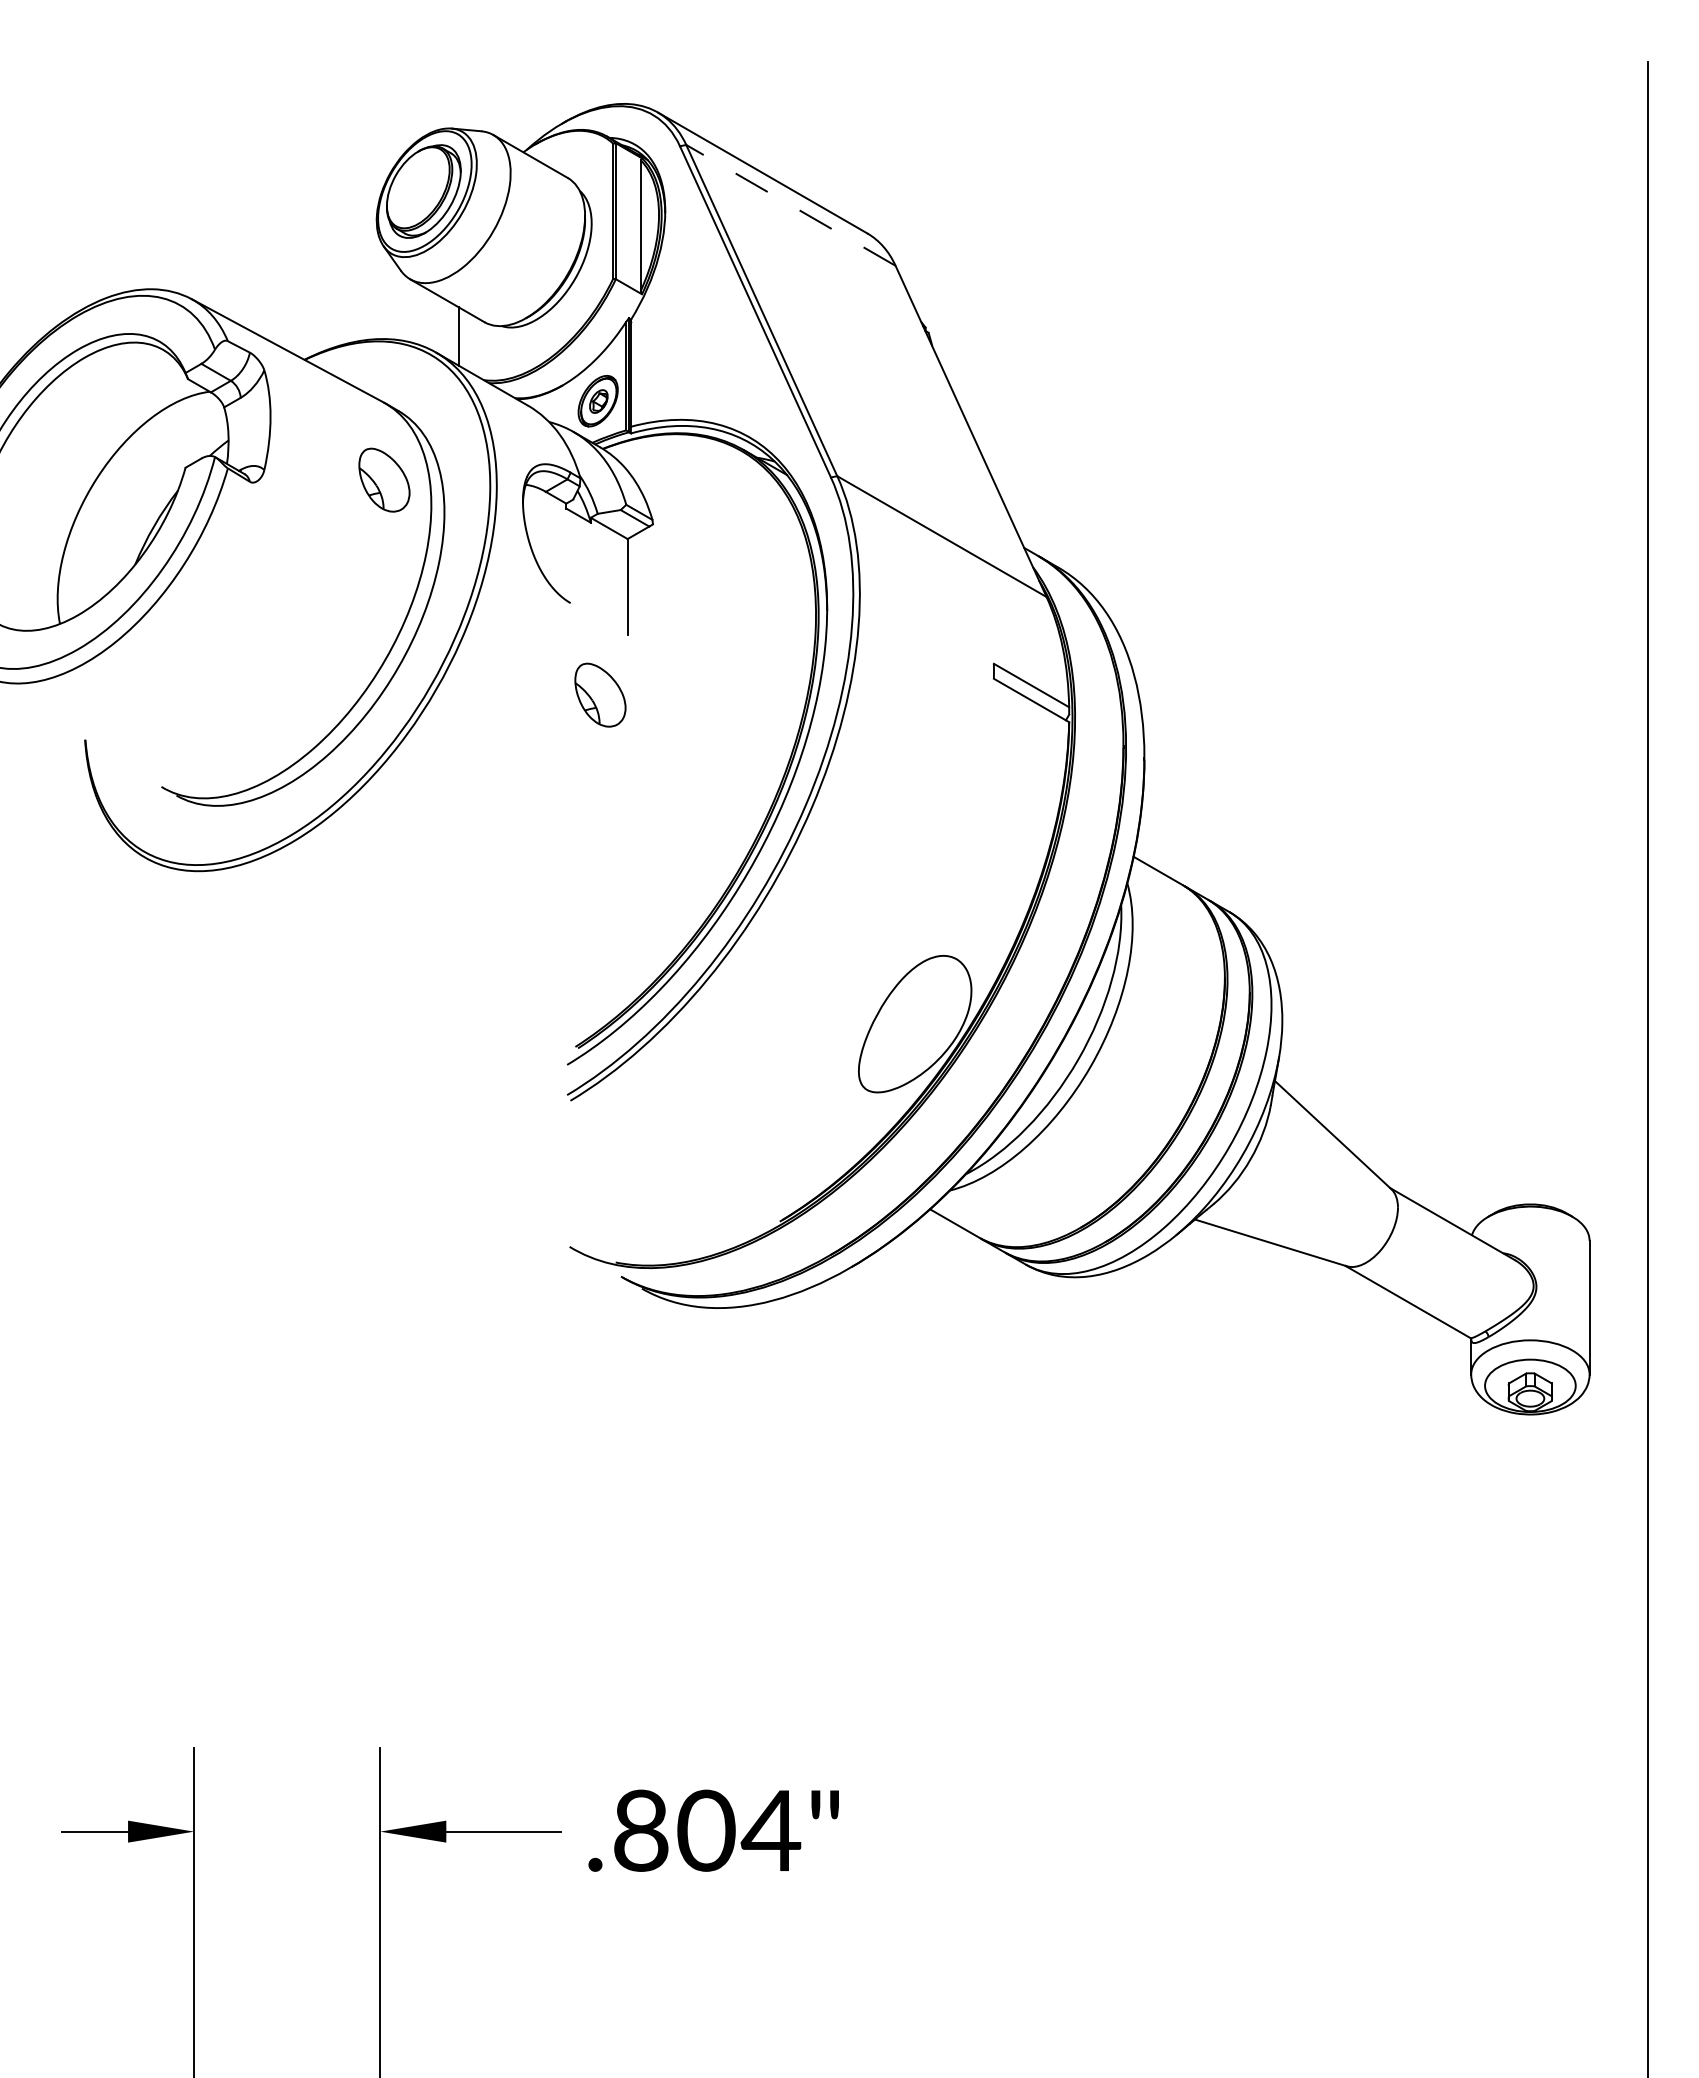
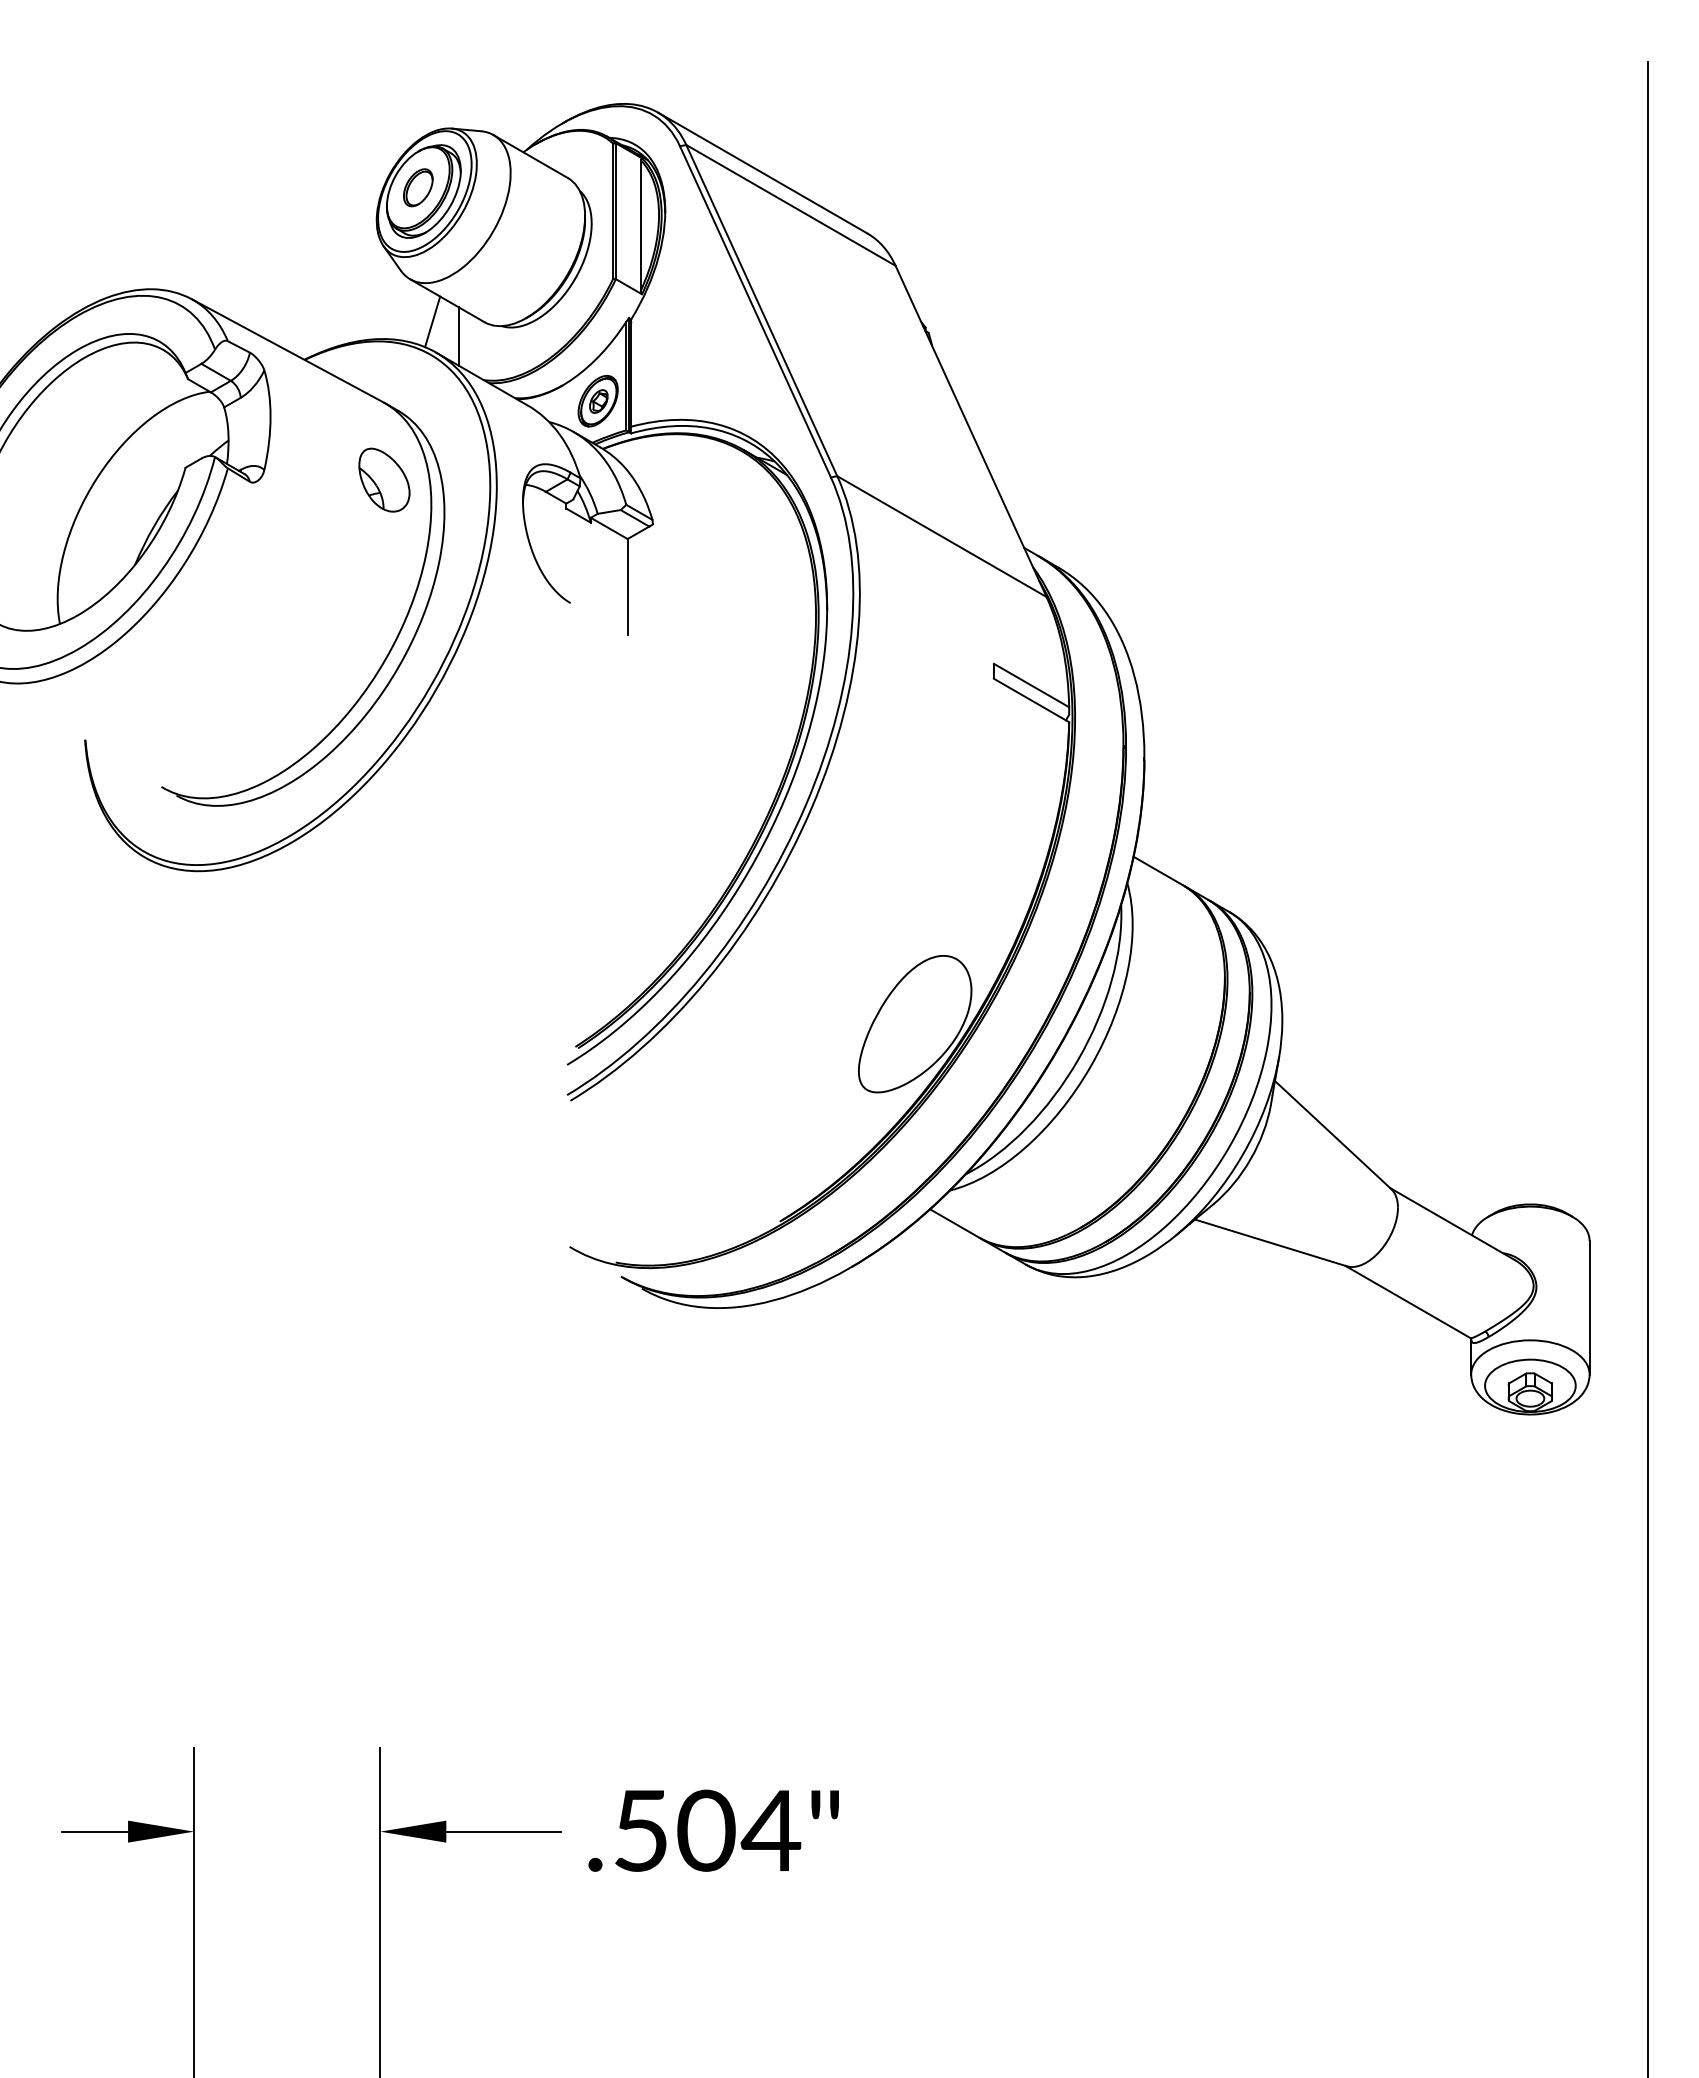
part: none -> present (418, 187)
line: dashed -> solid (790, 205)
line: none -> present (432, 321)
part: present -> none (600, 694)
text: .804" -> .504" (641, 1830)
